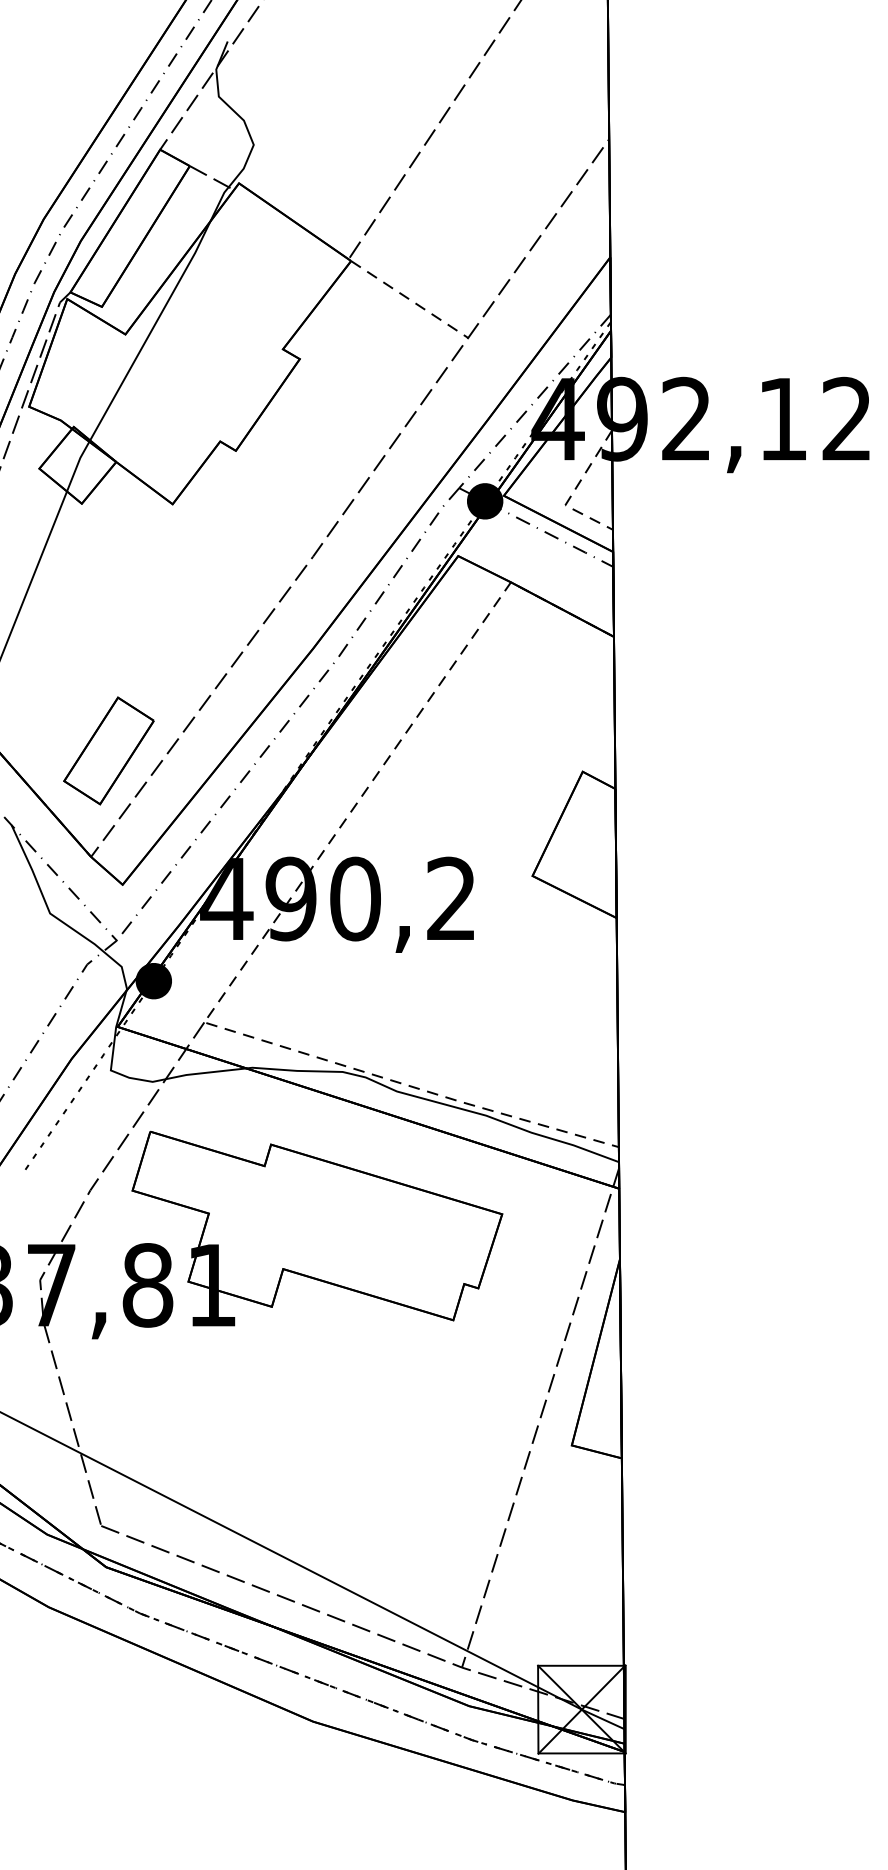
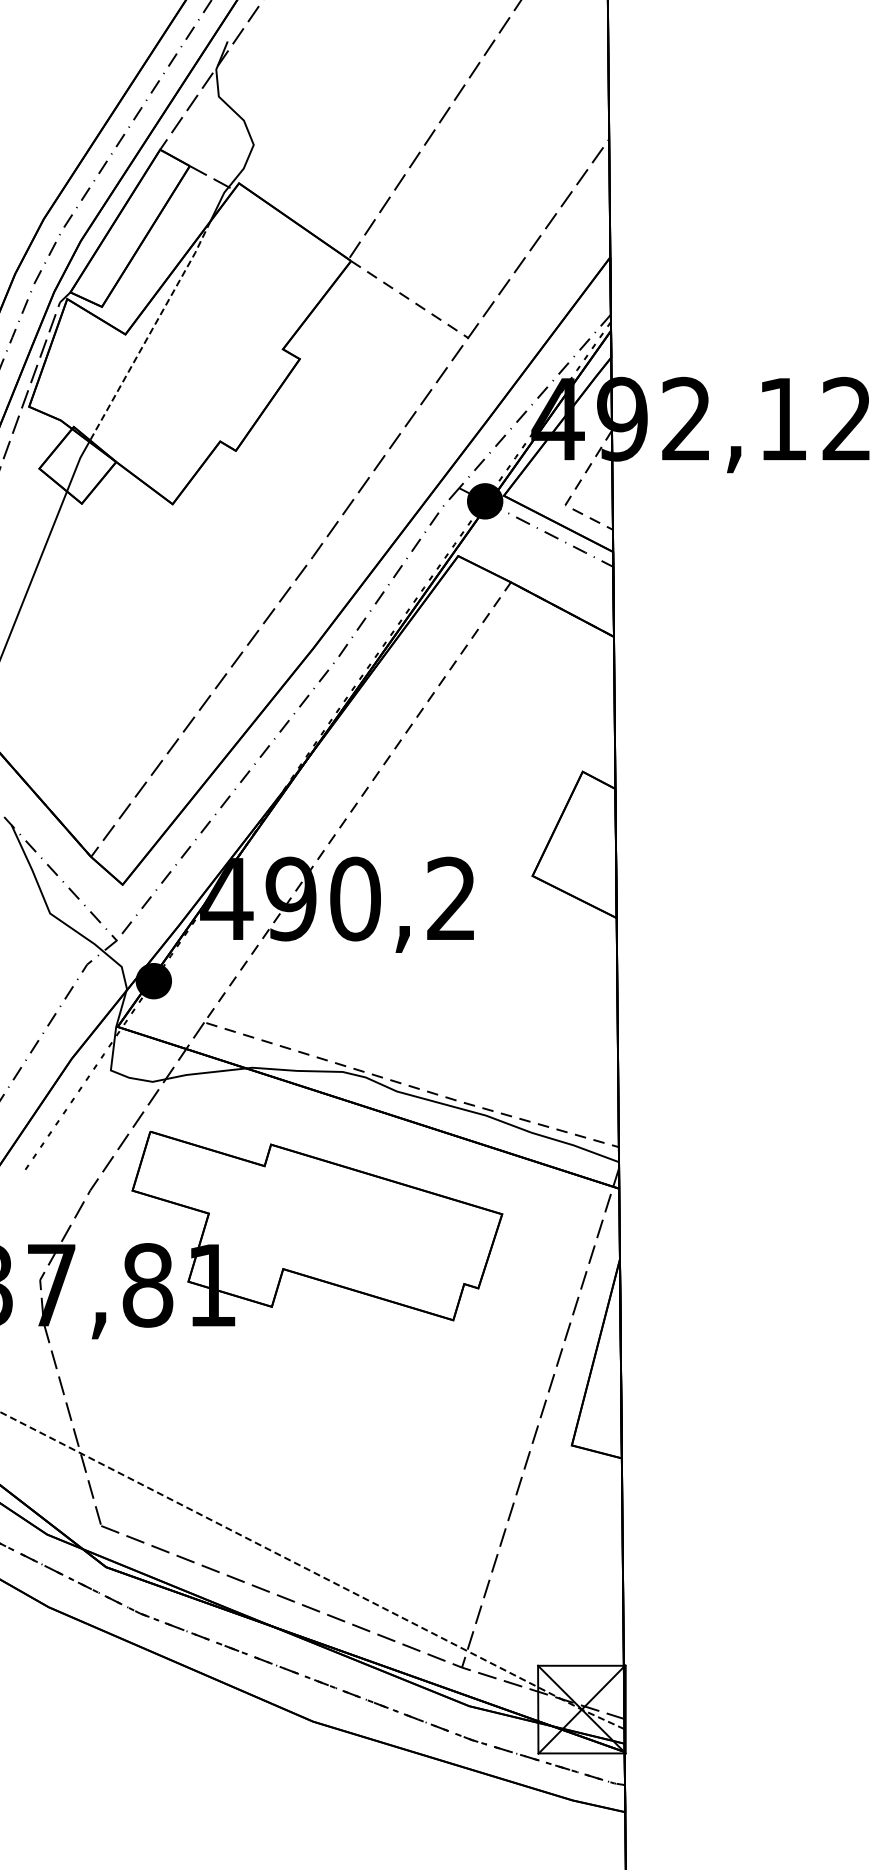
line: solid -> dashed (150, 332)
part: present -> none (108, 750)
line: solid -> dashed (312, 1571)
